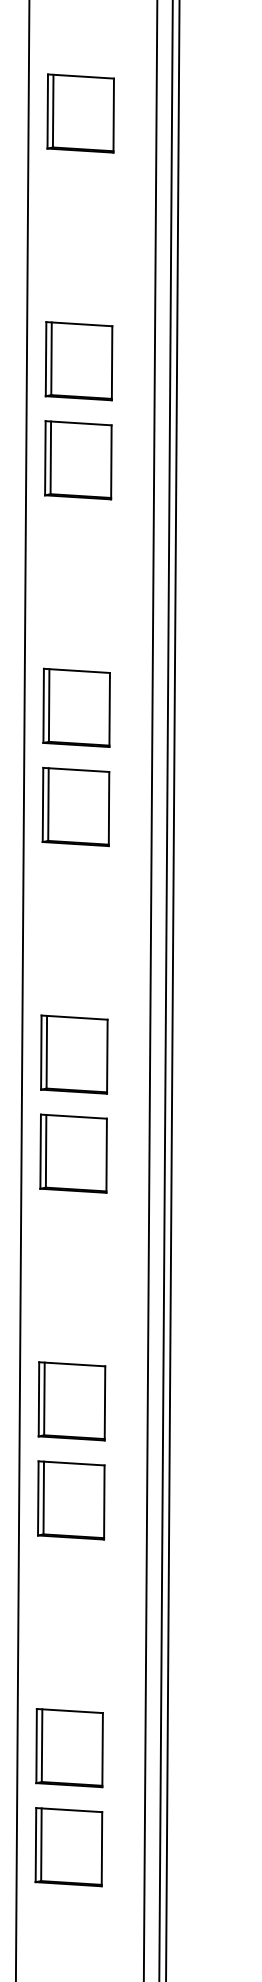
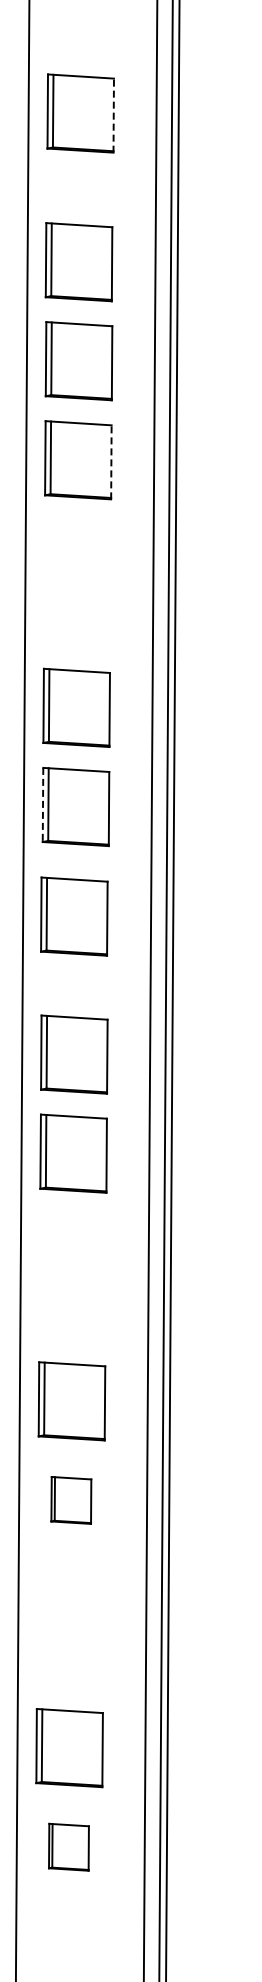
line: solid -> dashed (113, 115)
part: none -> present (78, 262)
line: solid -> dashed (111, 461)
line: solid -> dashed (43, 805)
part: none -> present (74, 916)
part size: 69x81 px -> 43x49 px (71, 1500)
part size: 70x81 px -> 42x50 px (68, 1846)
